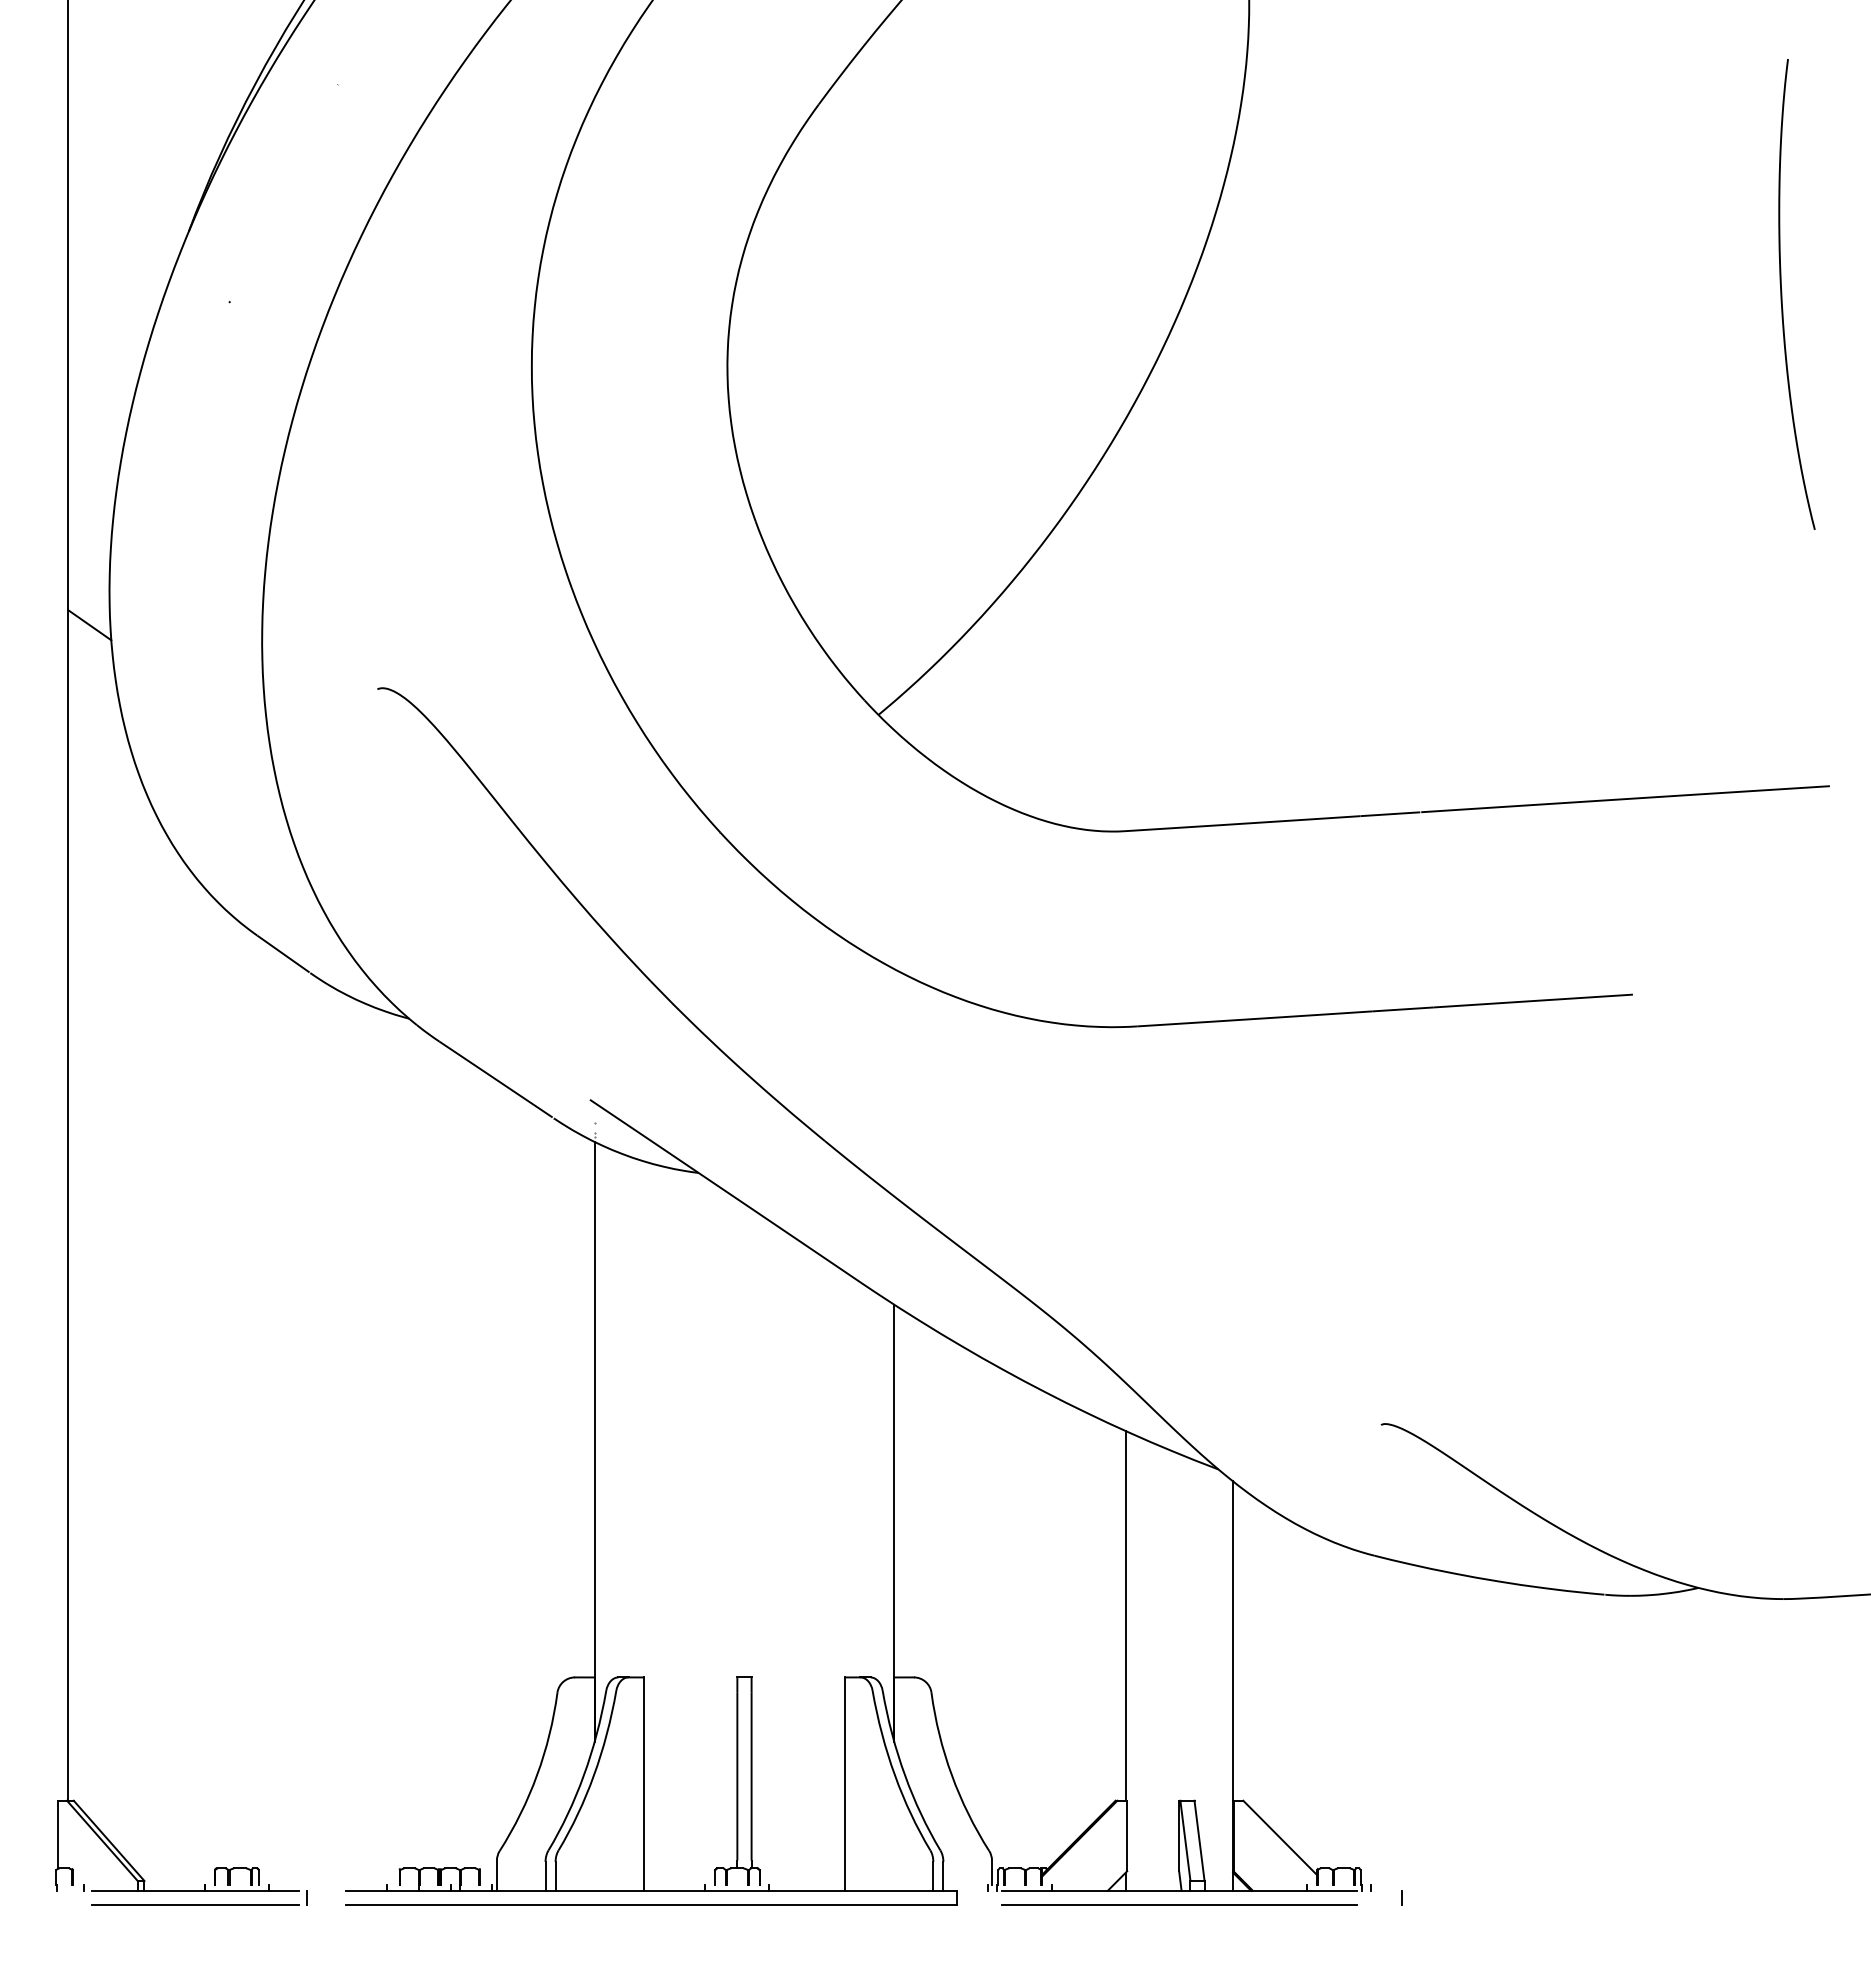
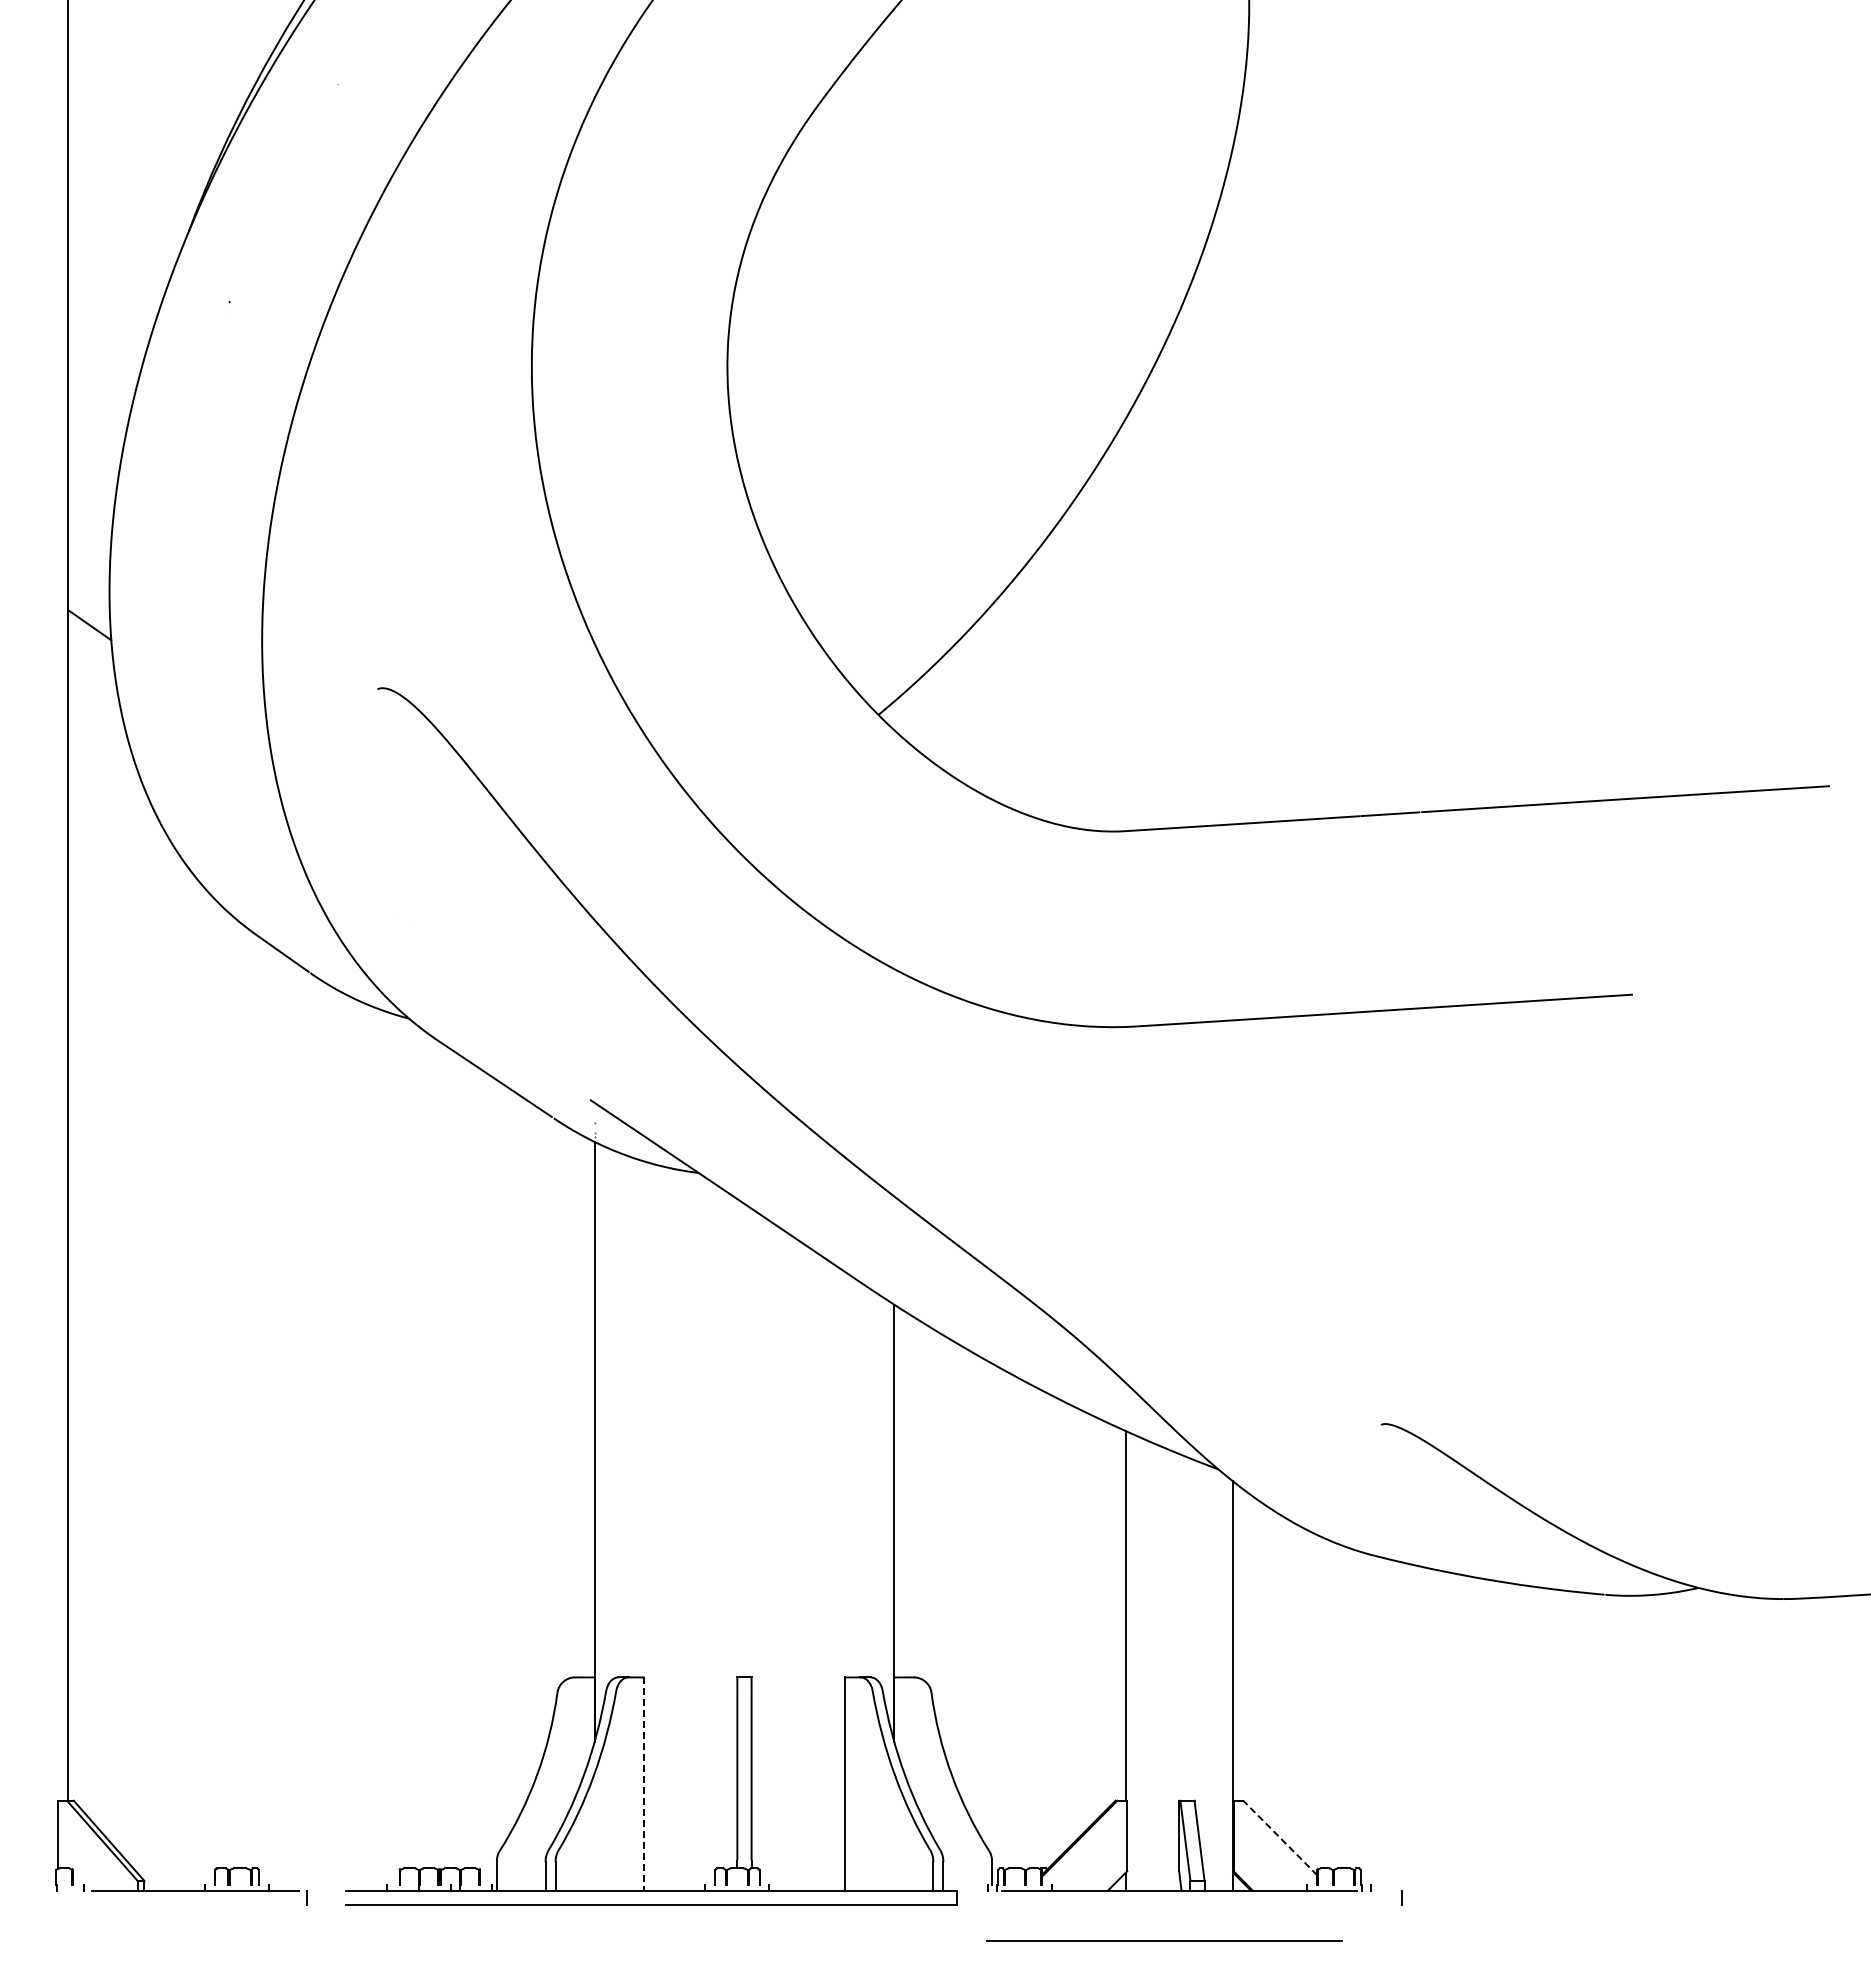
curve: present -> none (1782, 294)
line: solid -> dashed (643, 1784)
line: solid -> dashed (1279, 1837)
line position: (1179, 1904) -> (1164, 1940) (1164, 1940)
line: present -> none (195, 1905)
